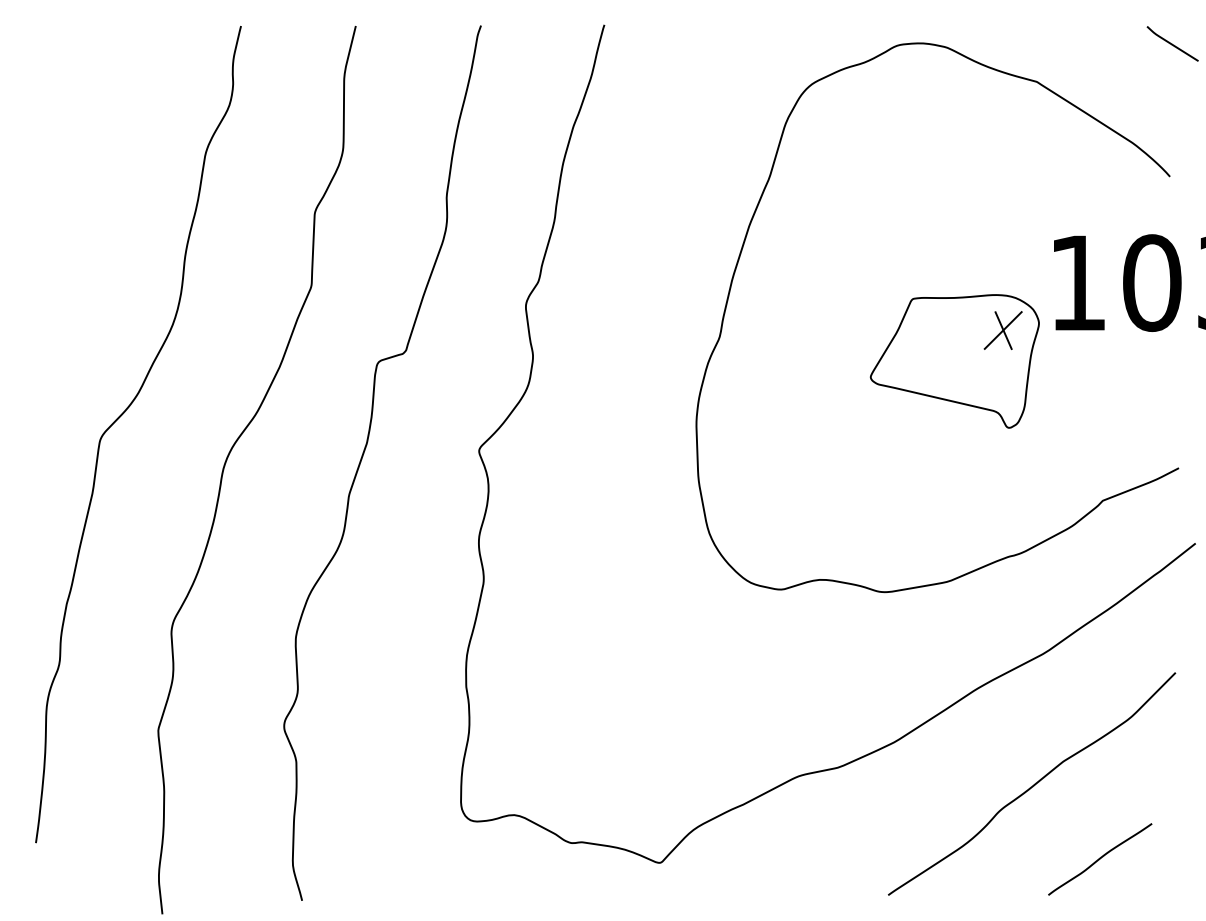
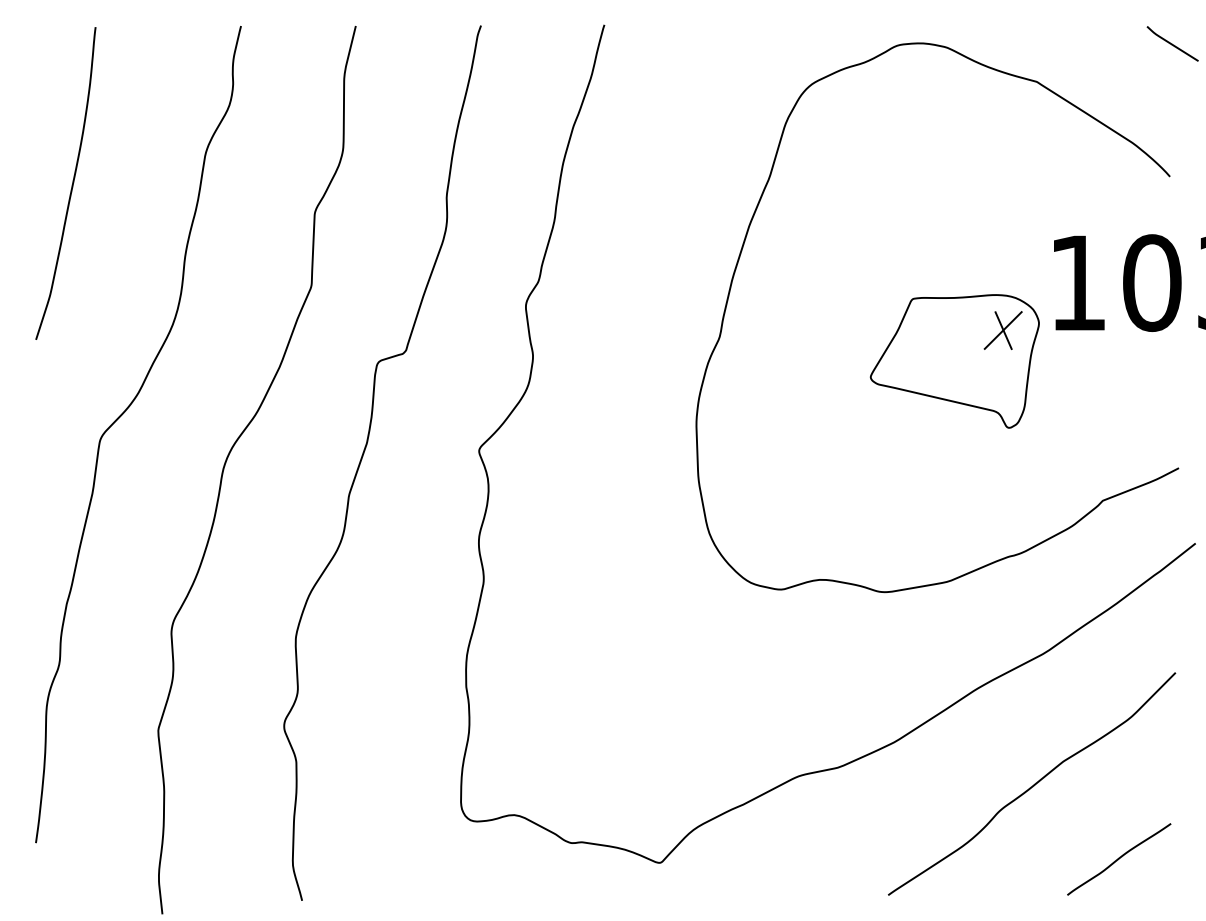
curve: none -> present (71, 185)
curve position: (1100, 859) -> (1119, 859) (1119, 859)
